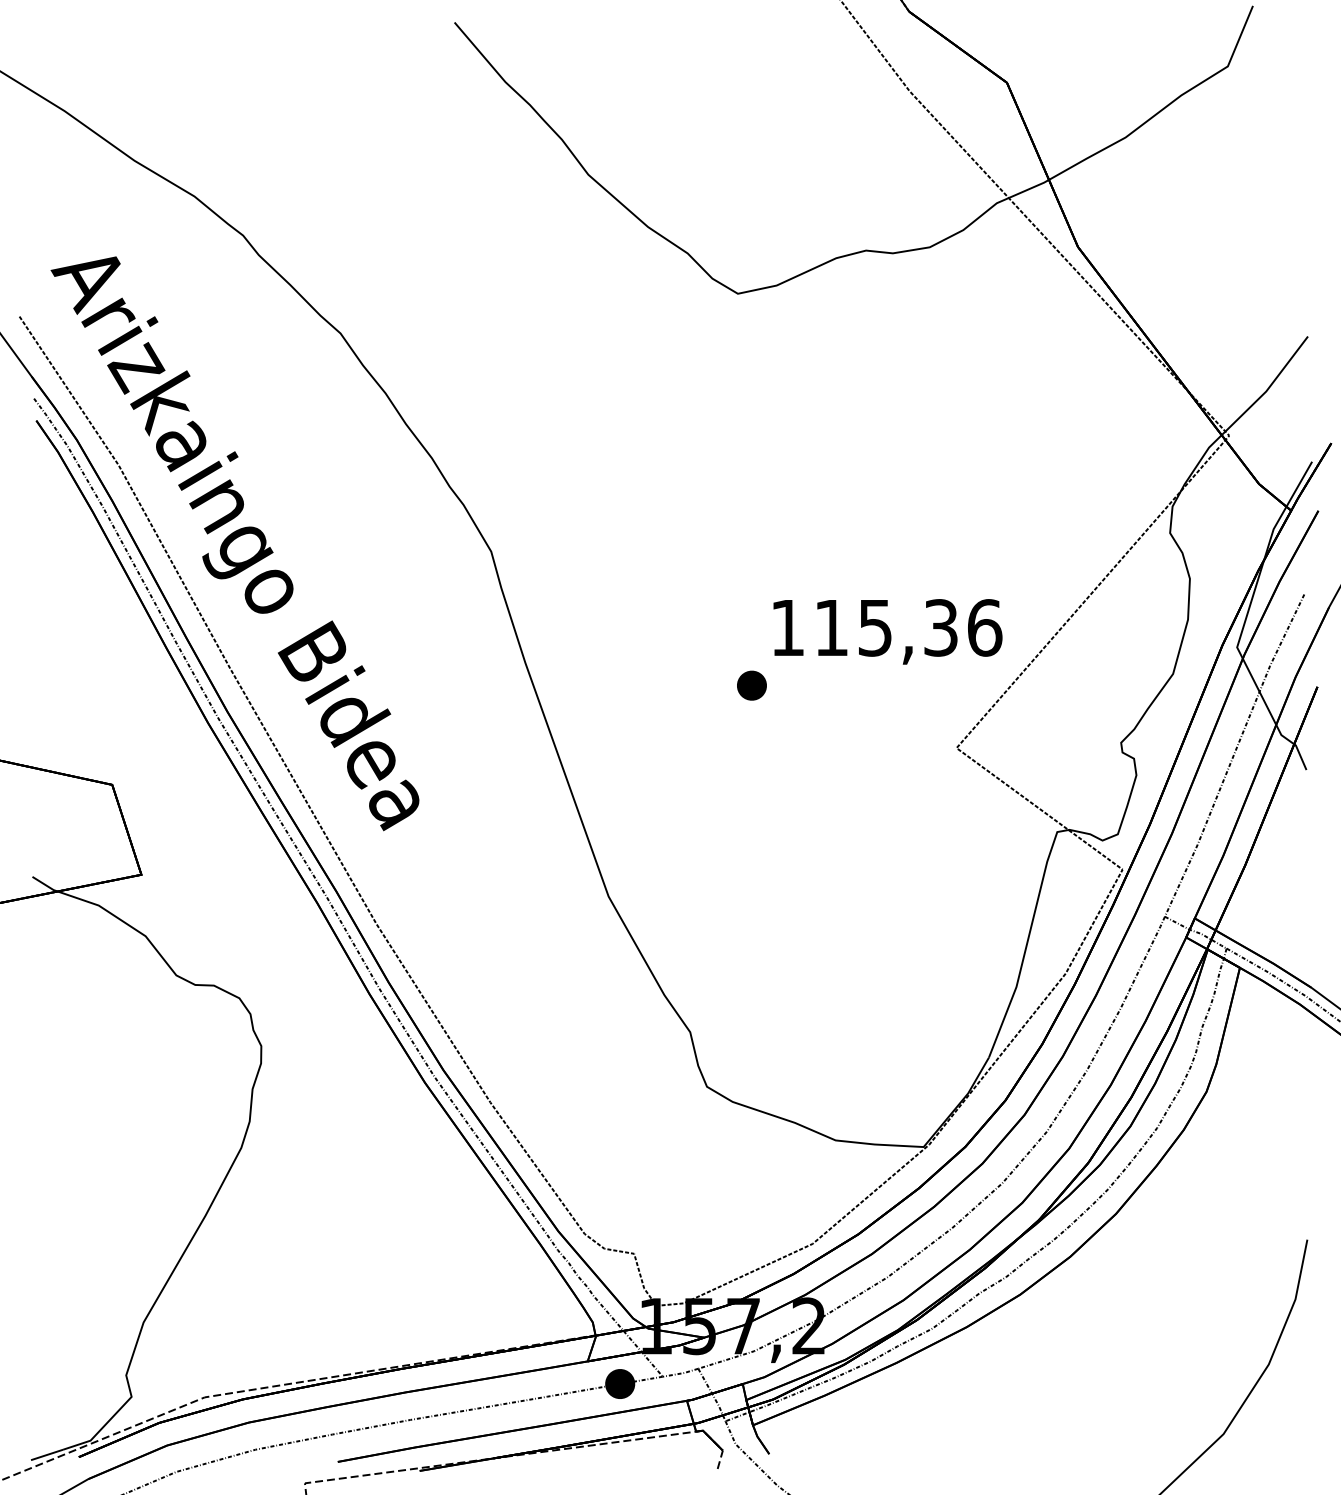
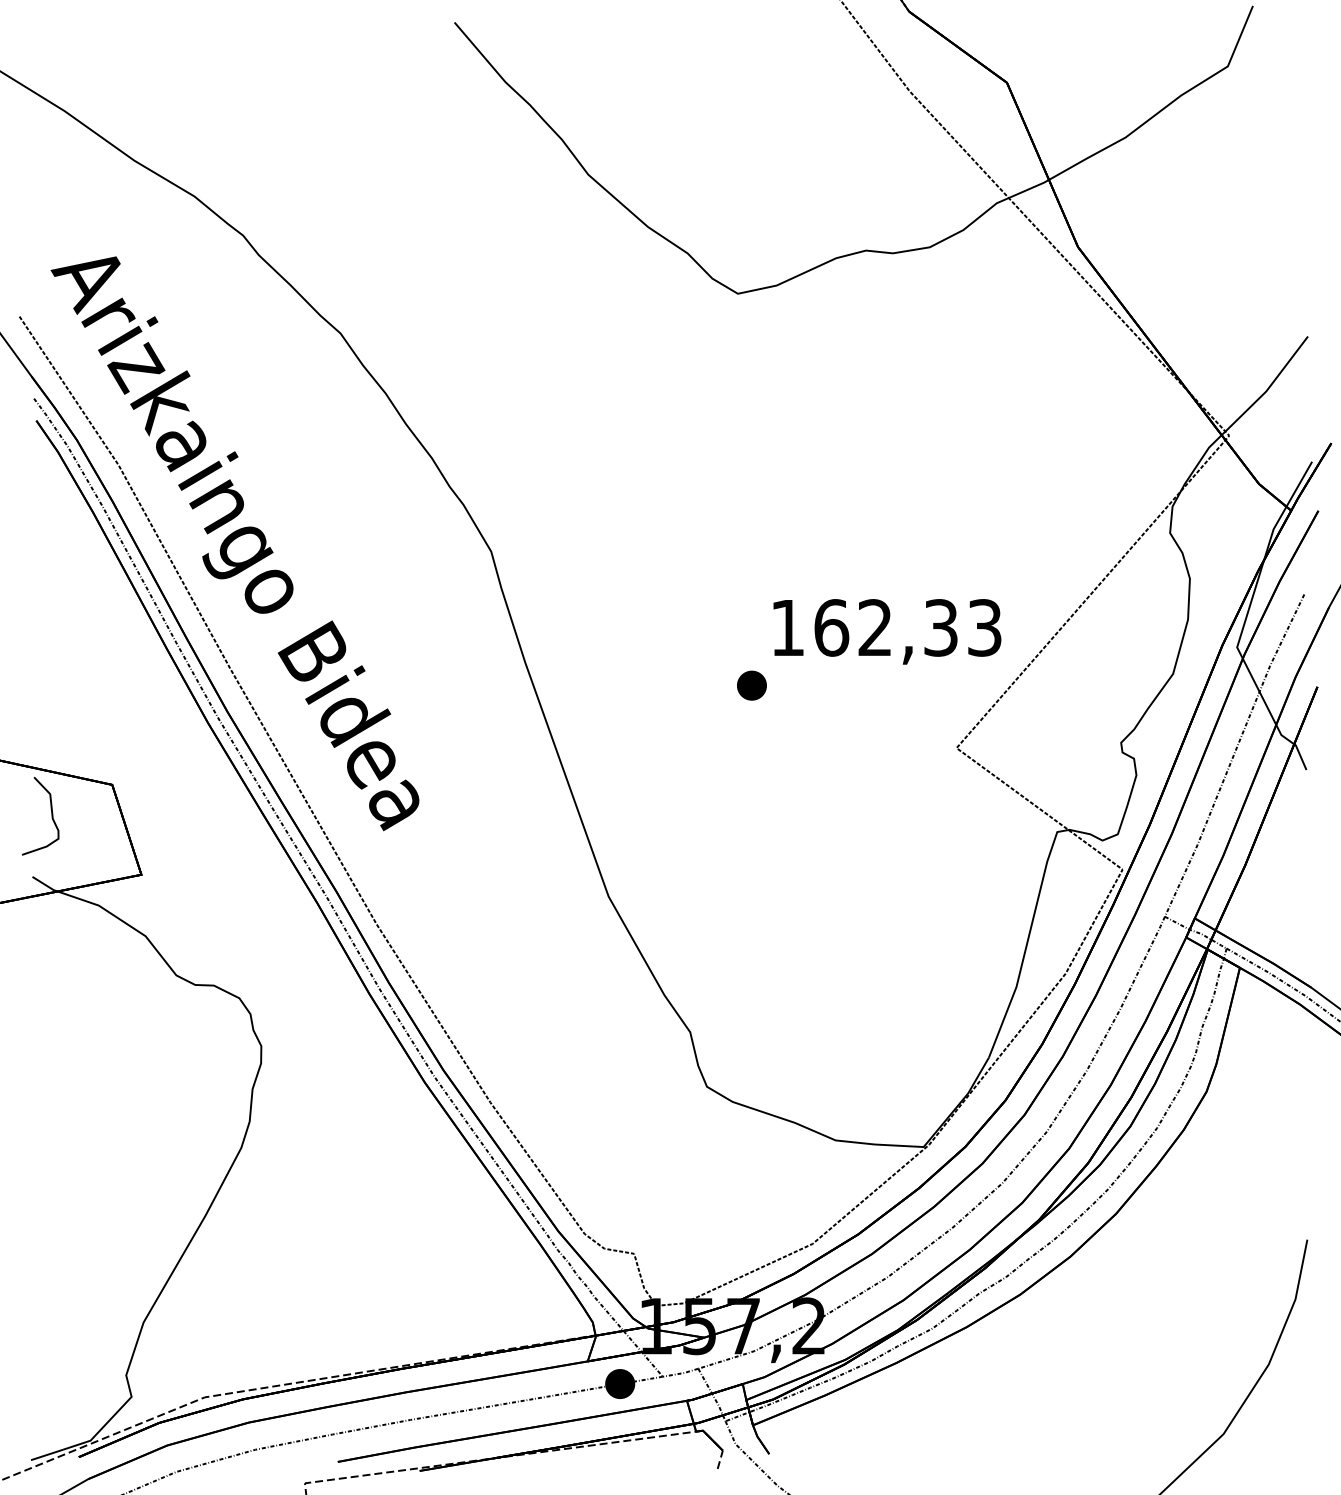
text: 115,36 -> 162,33 (908, 627)
curve: none -> present (51, 816)
